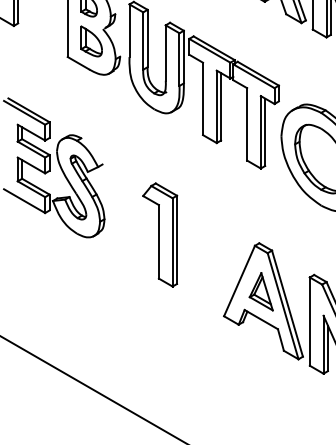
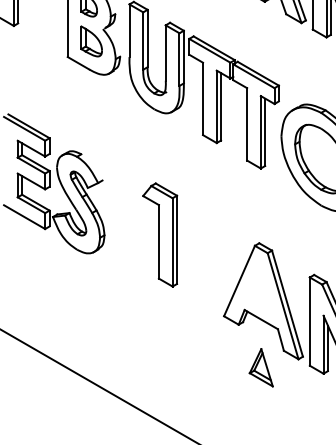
part position: (54, 167) -> (54, 183) (54, 183)
part position: (260, 291) -> (260, 367) (260, 367)
line position: (92, 389) -> (98, 385) (98, 385)
